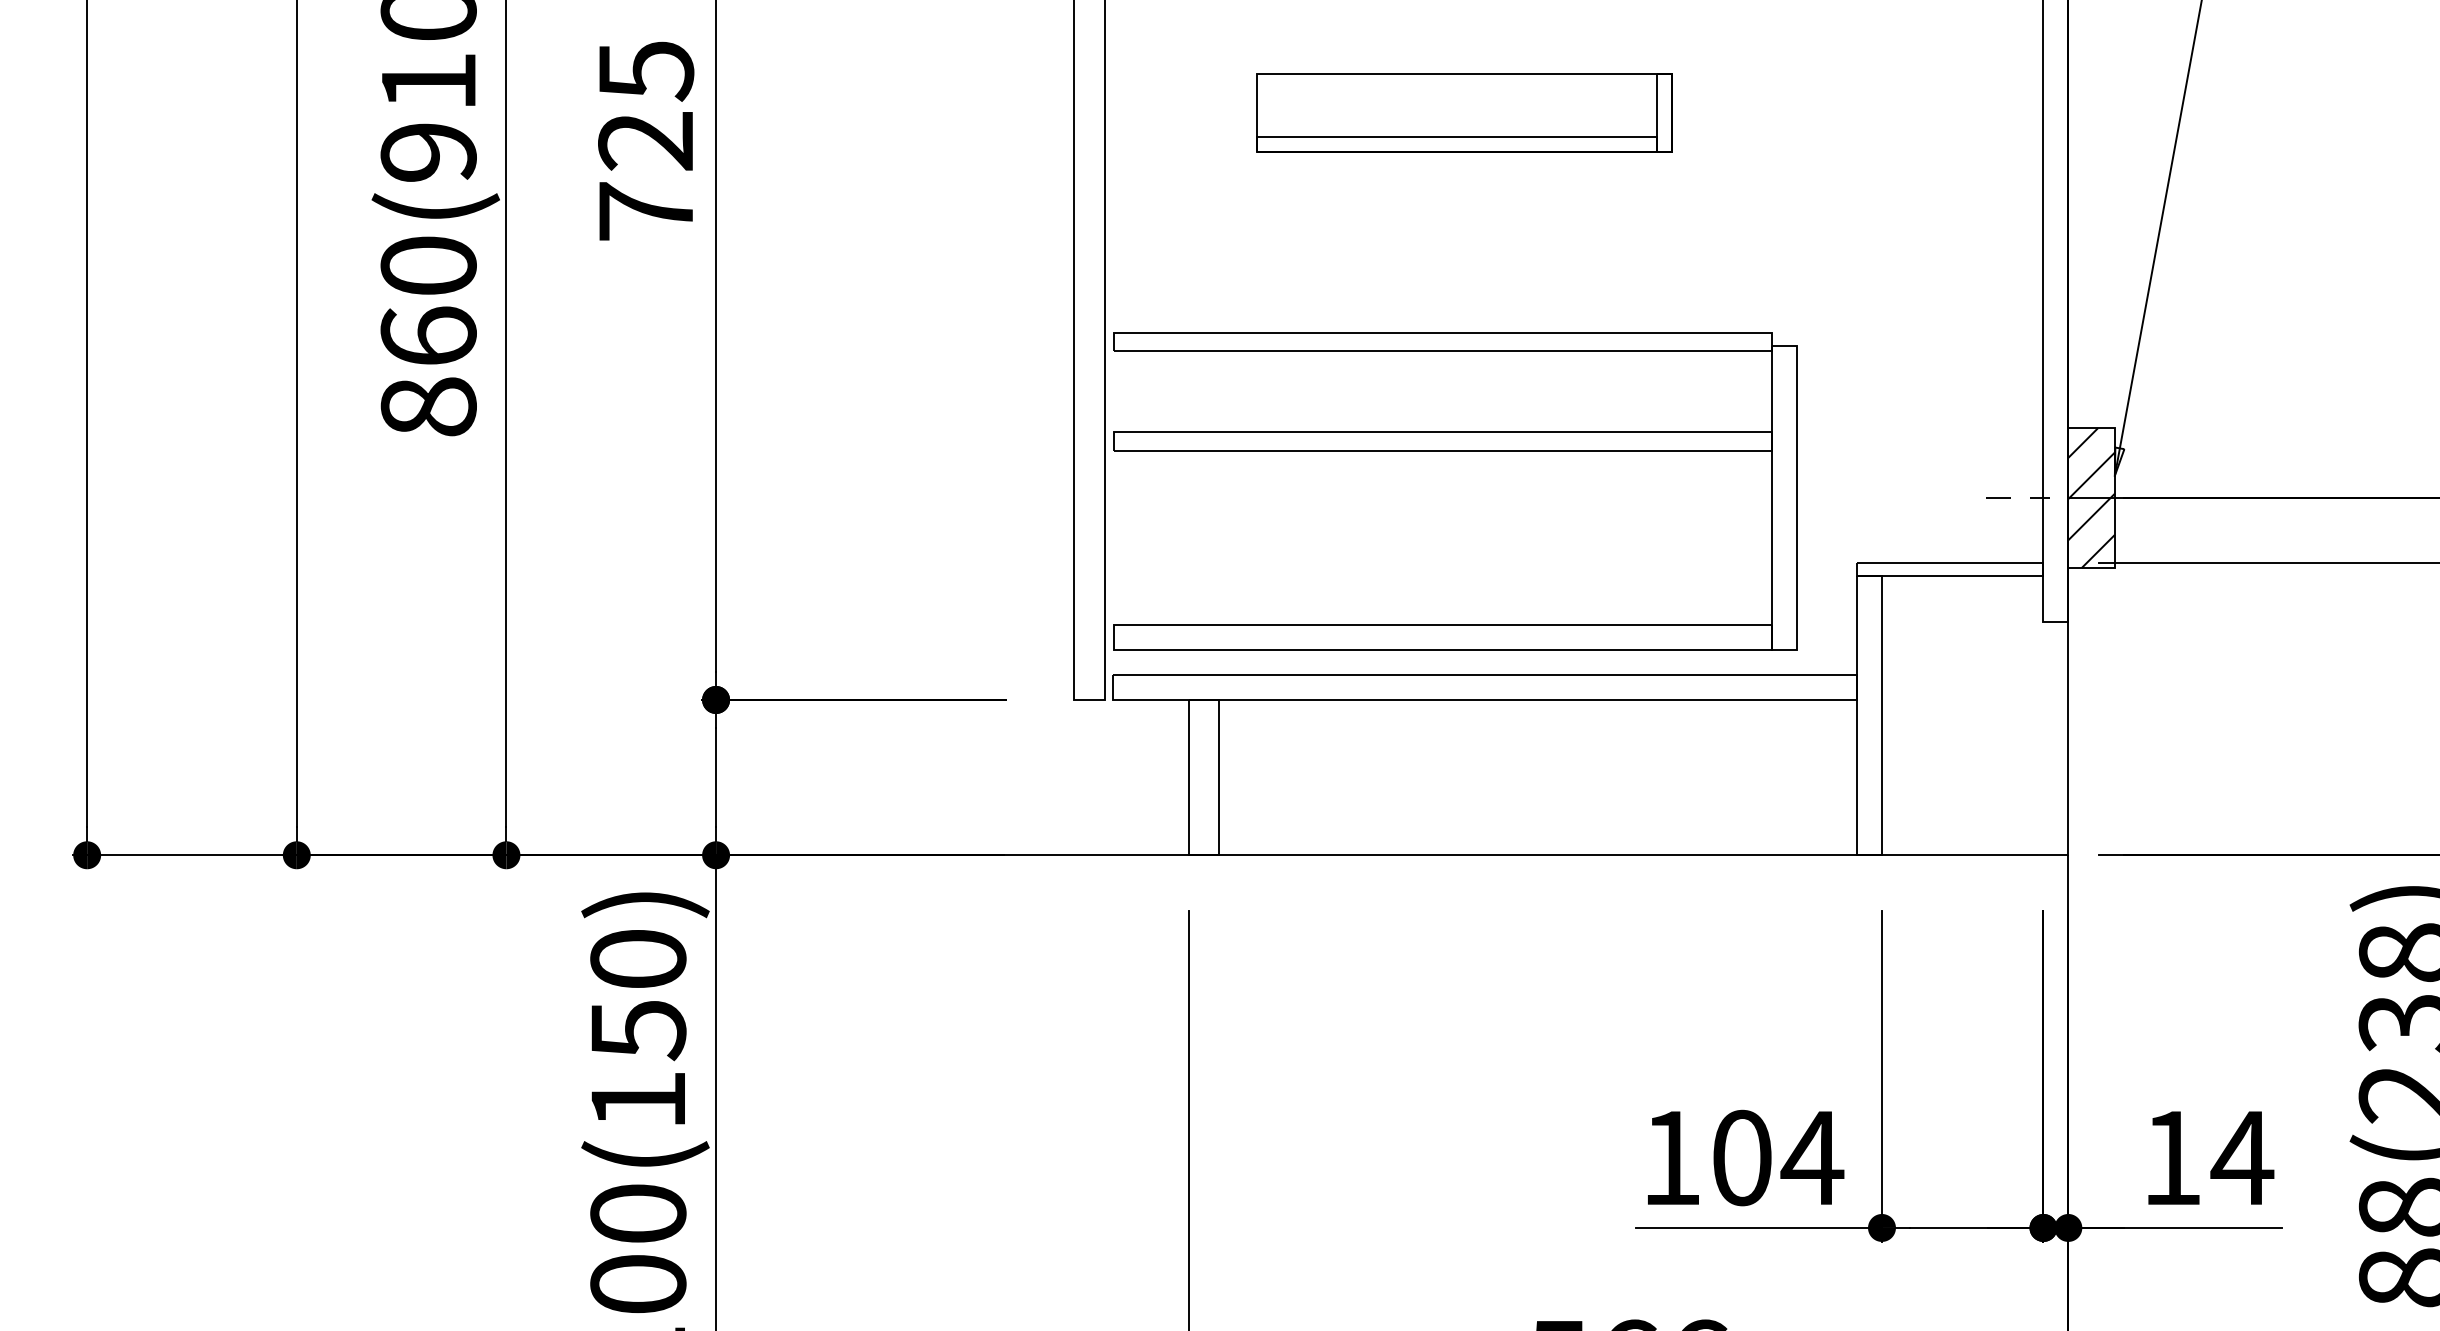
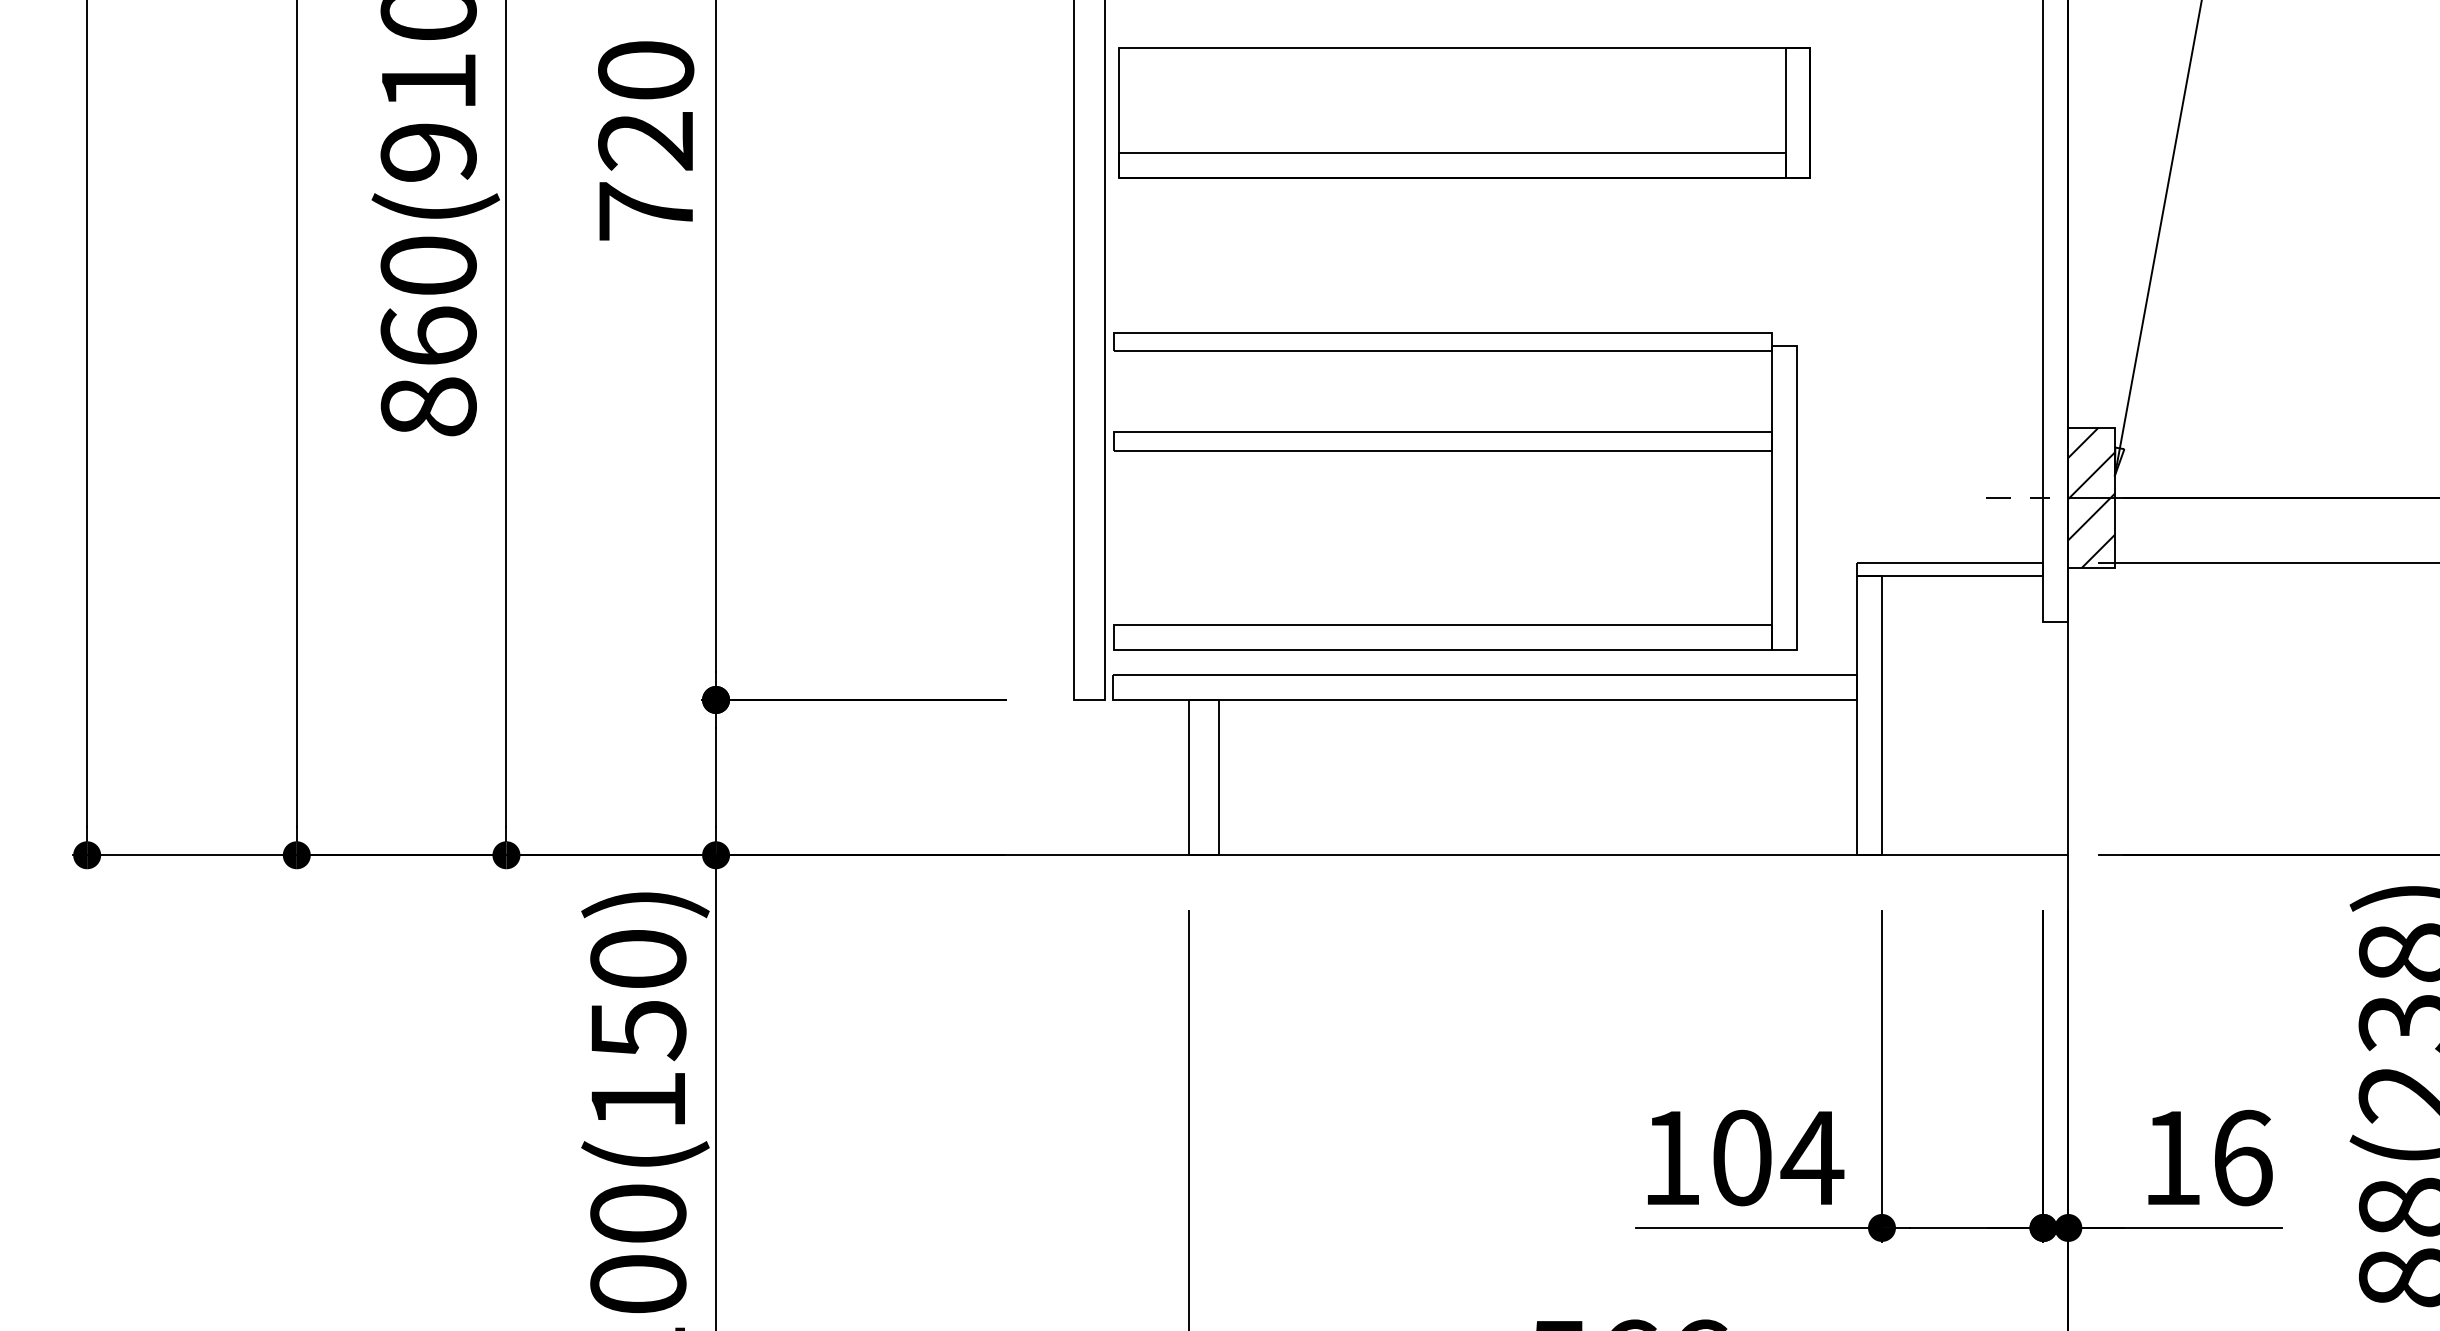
text: 725 -> 720 (646, 71)
part size: 417x80 px -> 693x132 px (1464, 112)
text: 14 -> 16 (2242, 1157)
